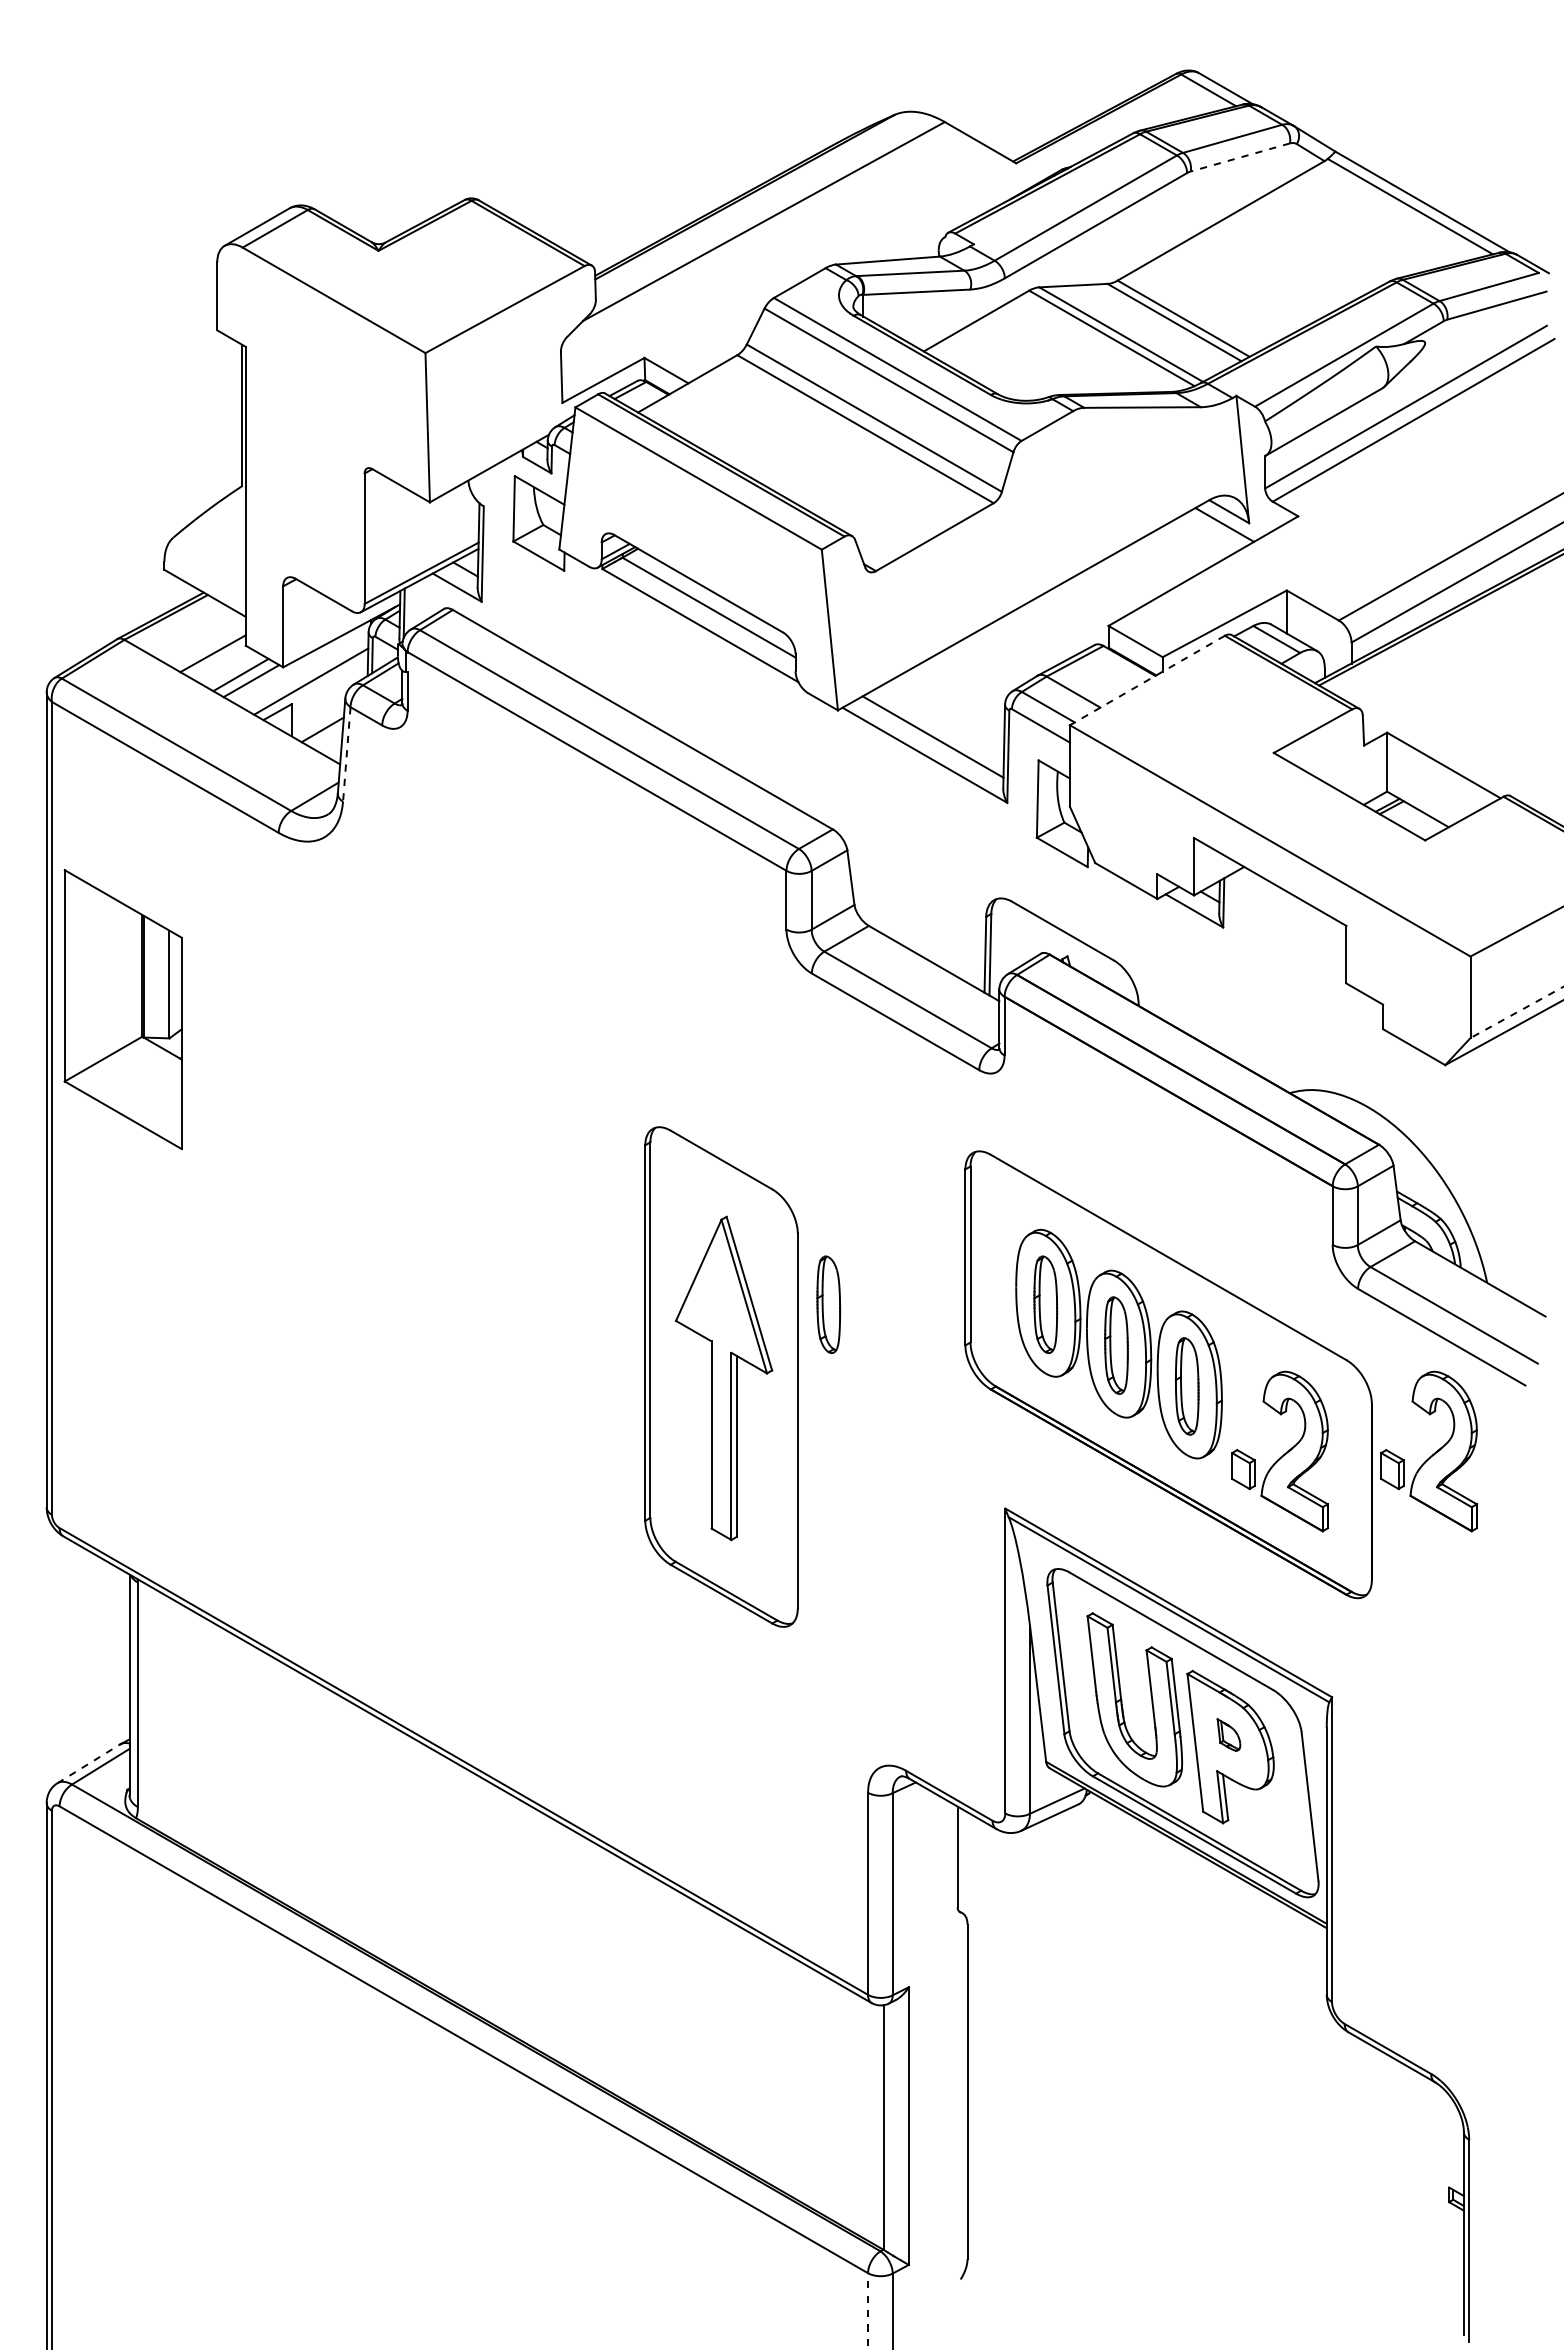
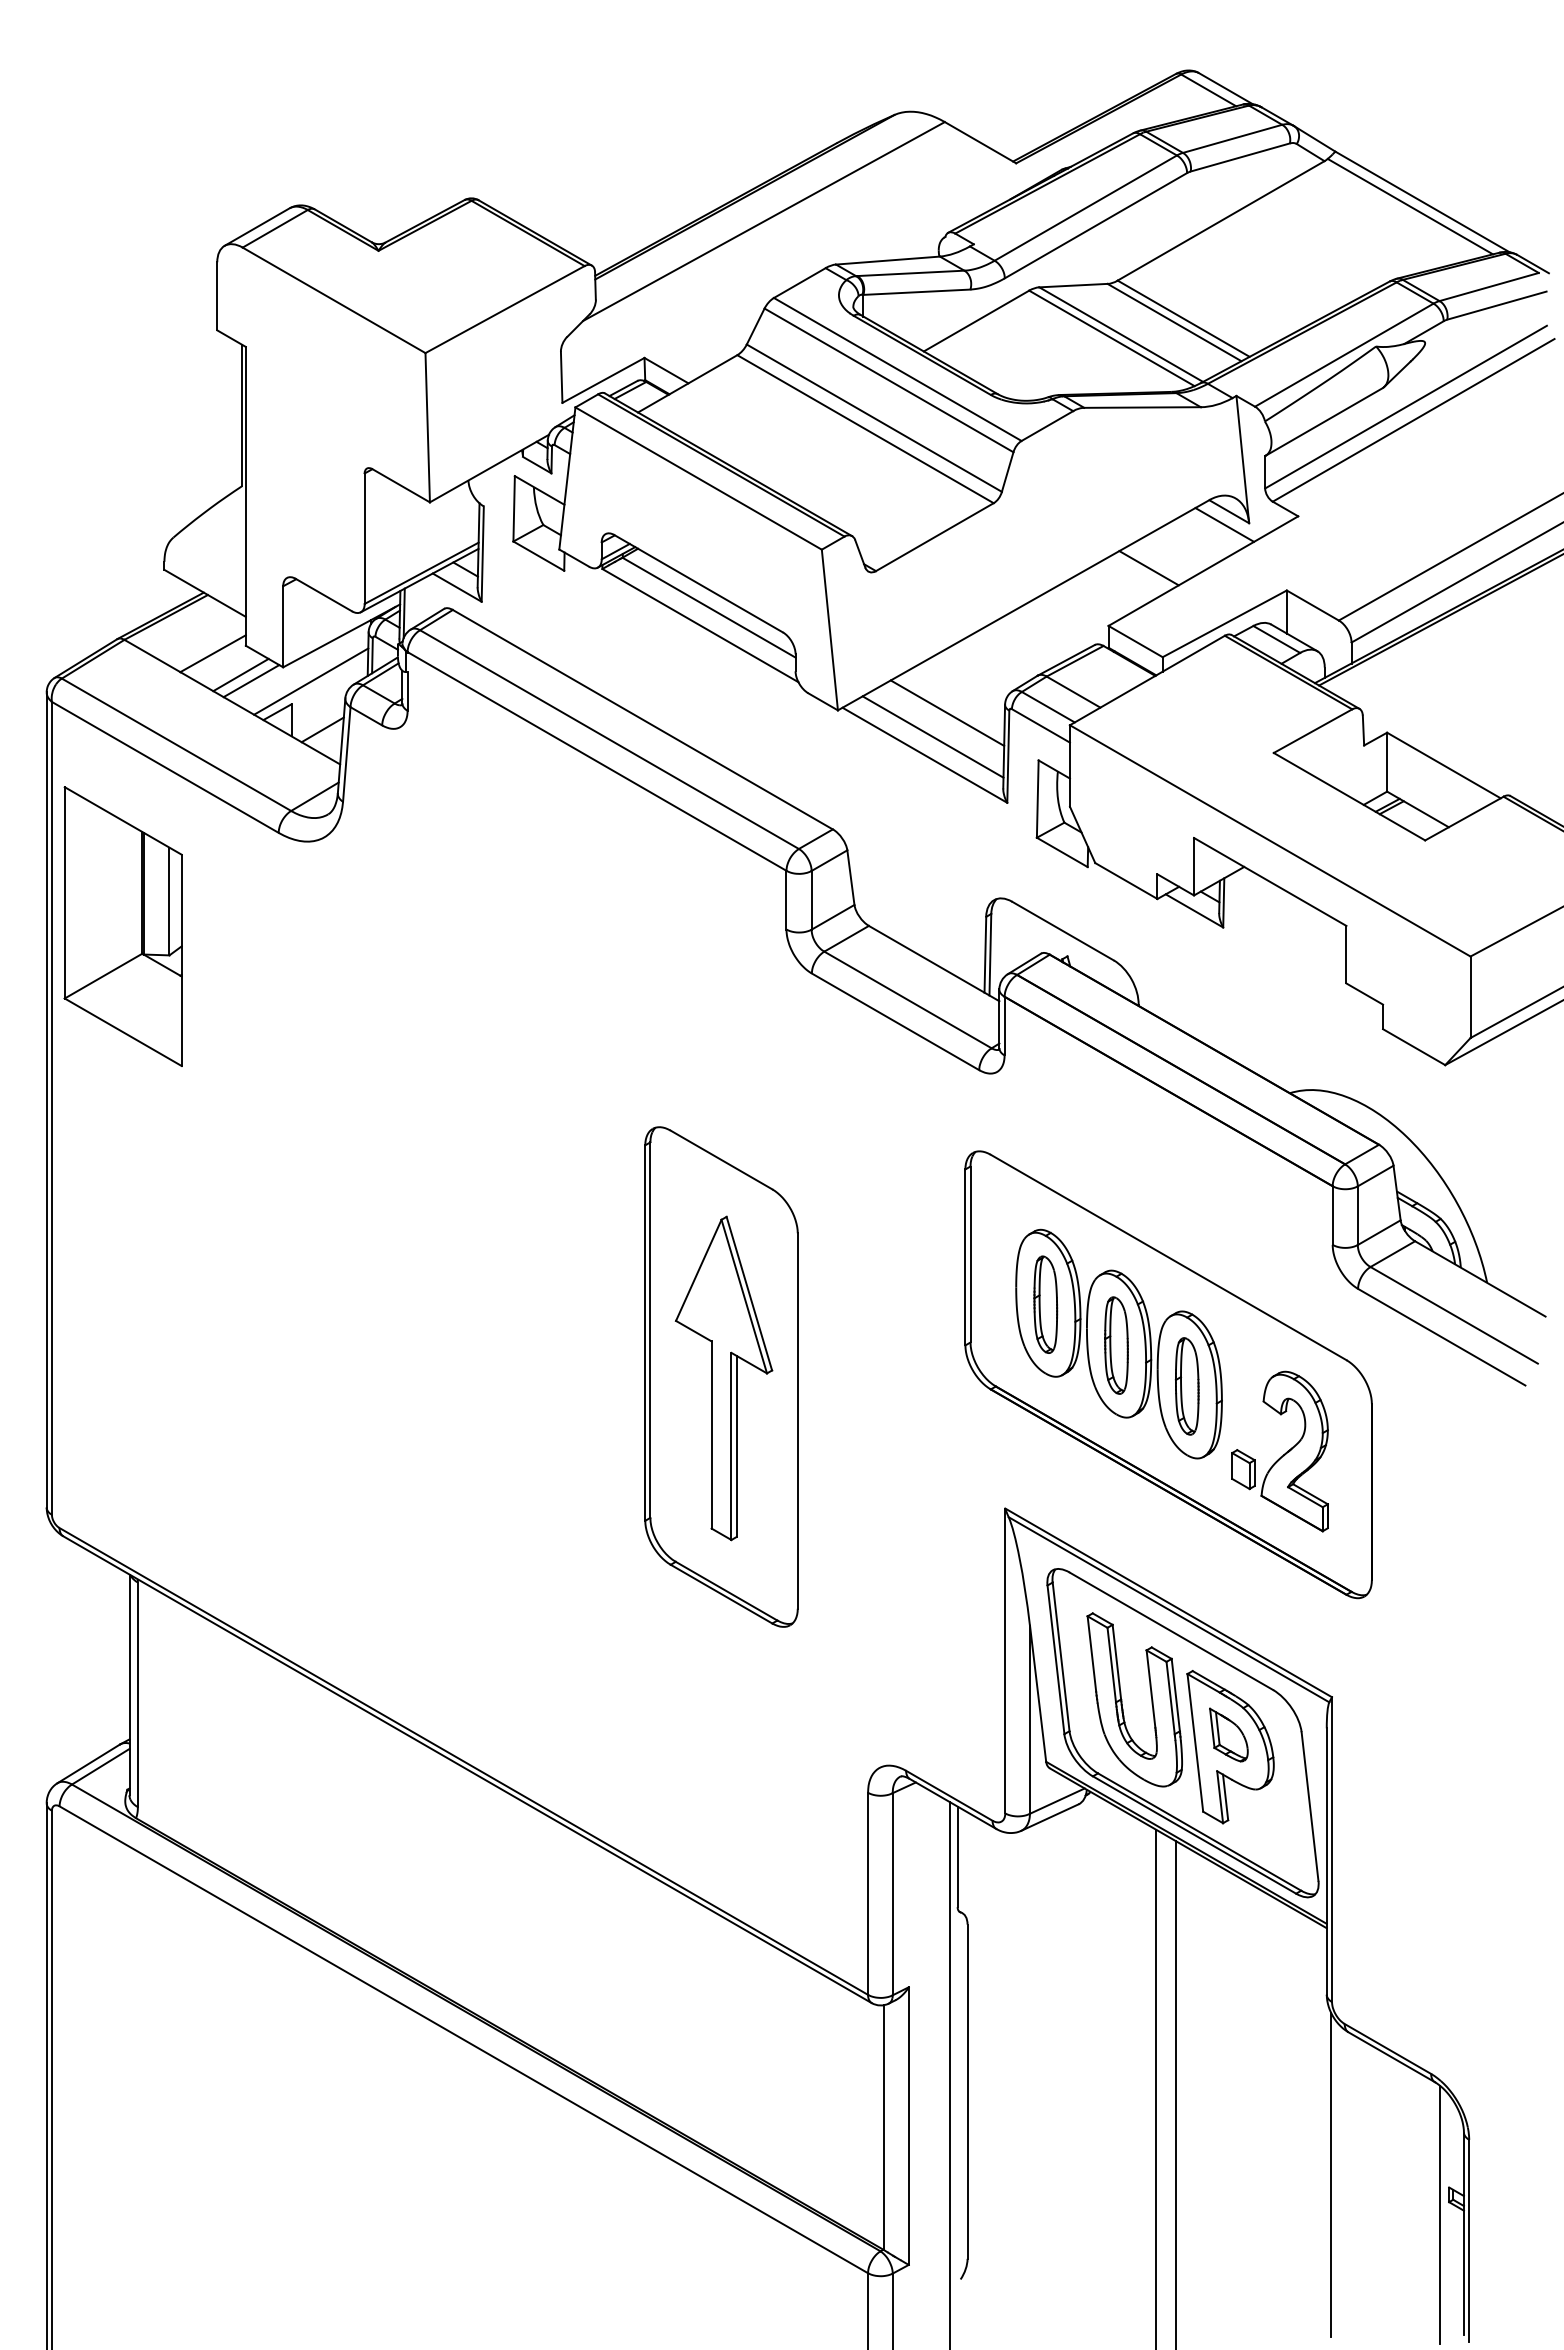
line: dashed -> solid (1240, 157)
line: none -> present (1148, 568)
line: dashed -> solid (1146, 680)
line: none -> present (947, 712)
line: dashed -> solid (346, 755)
part position: (122, 1009) -> (122, 926) (122, 926)
line: dashed -> solid (1516, 1012)
part: present -> none (828, 1304)
part: present -> none (1428, 1451)
part size: 26x34 px -> 40x56 px (1228, 1734)
line: dashed -> solid (88, 1763)
line: none -> present (949, 2074)
line: none -> present (1155, 2087)
line: none -> present (1175, 2093)
line: none -> present (1331, 2174)
line: none -> present (1440, 2215)
line: dashed -> solid (868, 2311)
